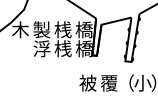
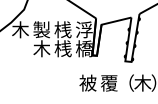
text: 橋 -> 浮 (83, 29)
text: 浮 -> 木 (41, 48)
text: 小 -> 木 (142, 82)
